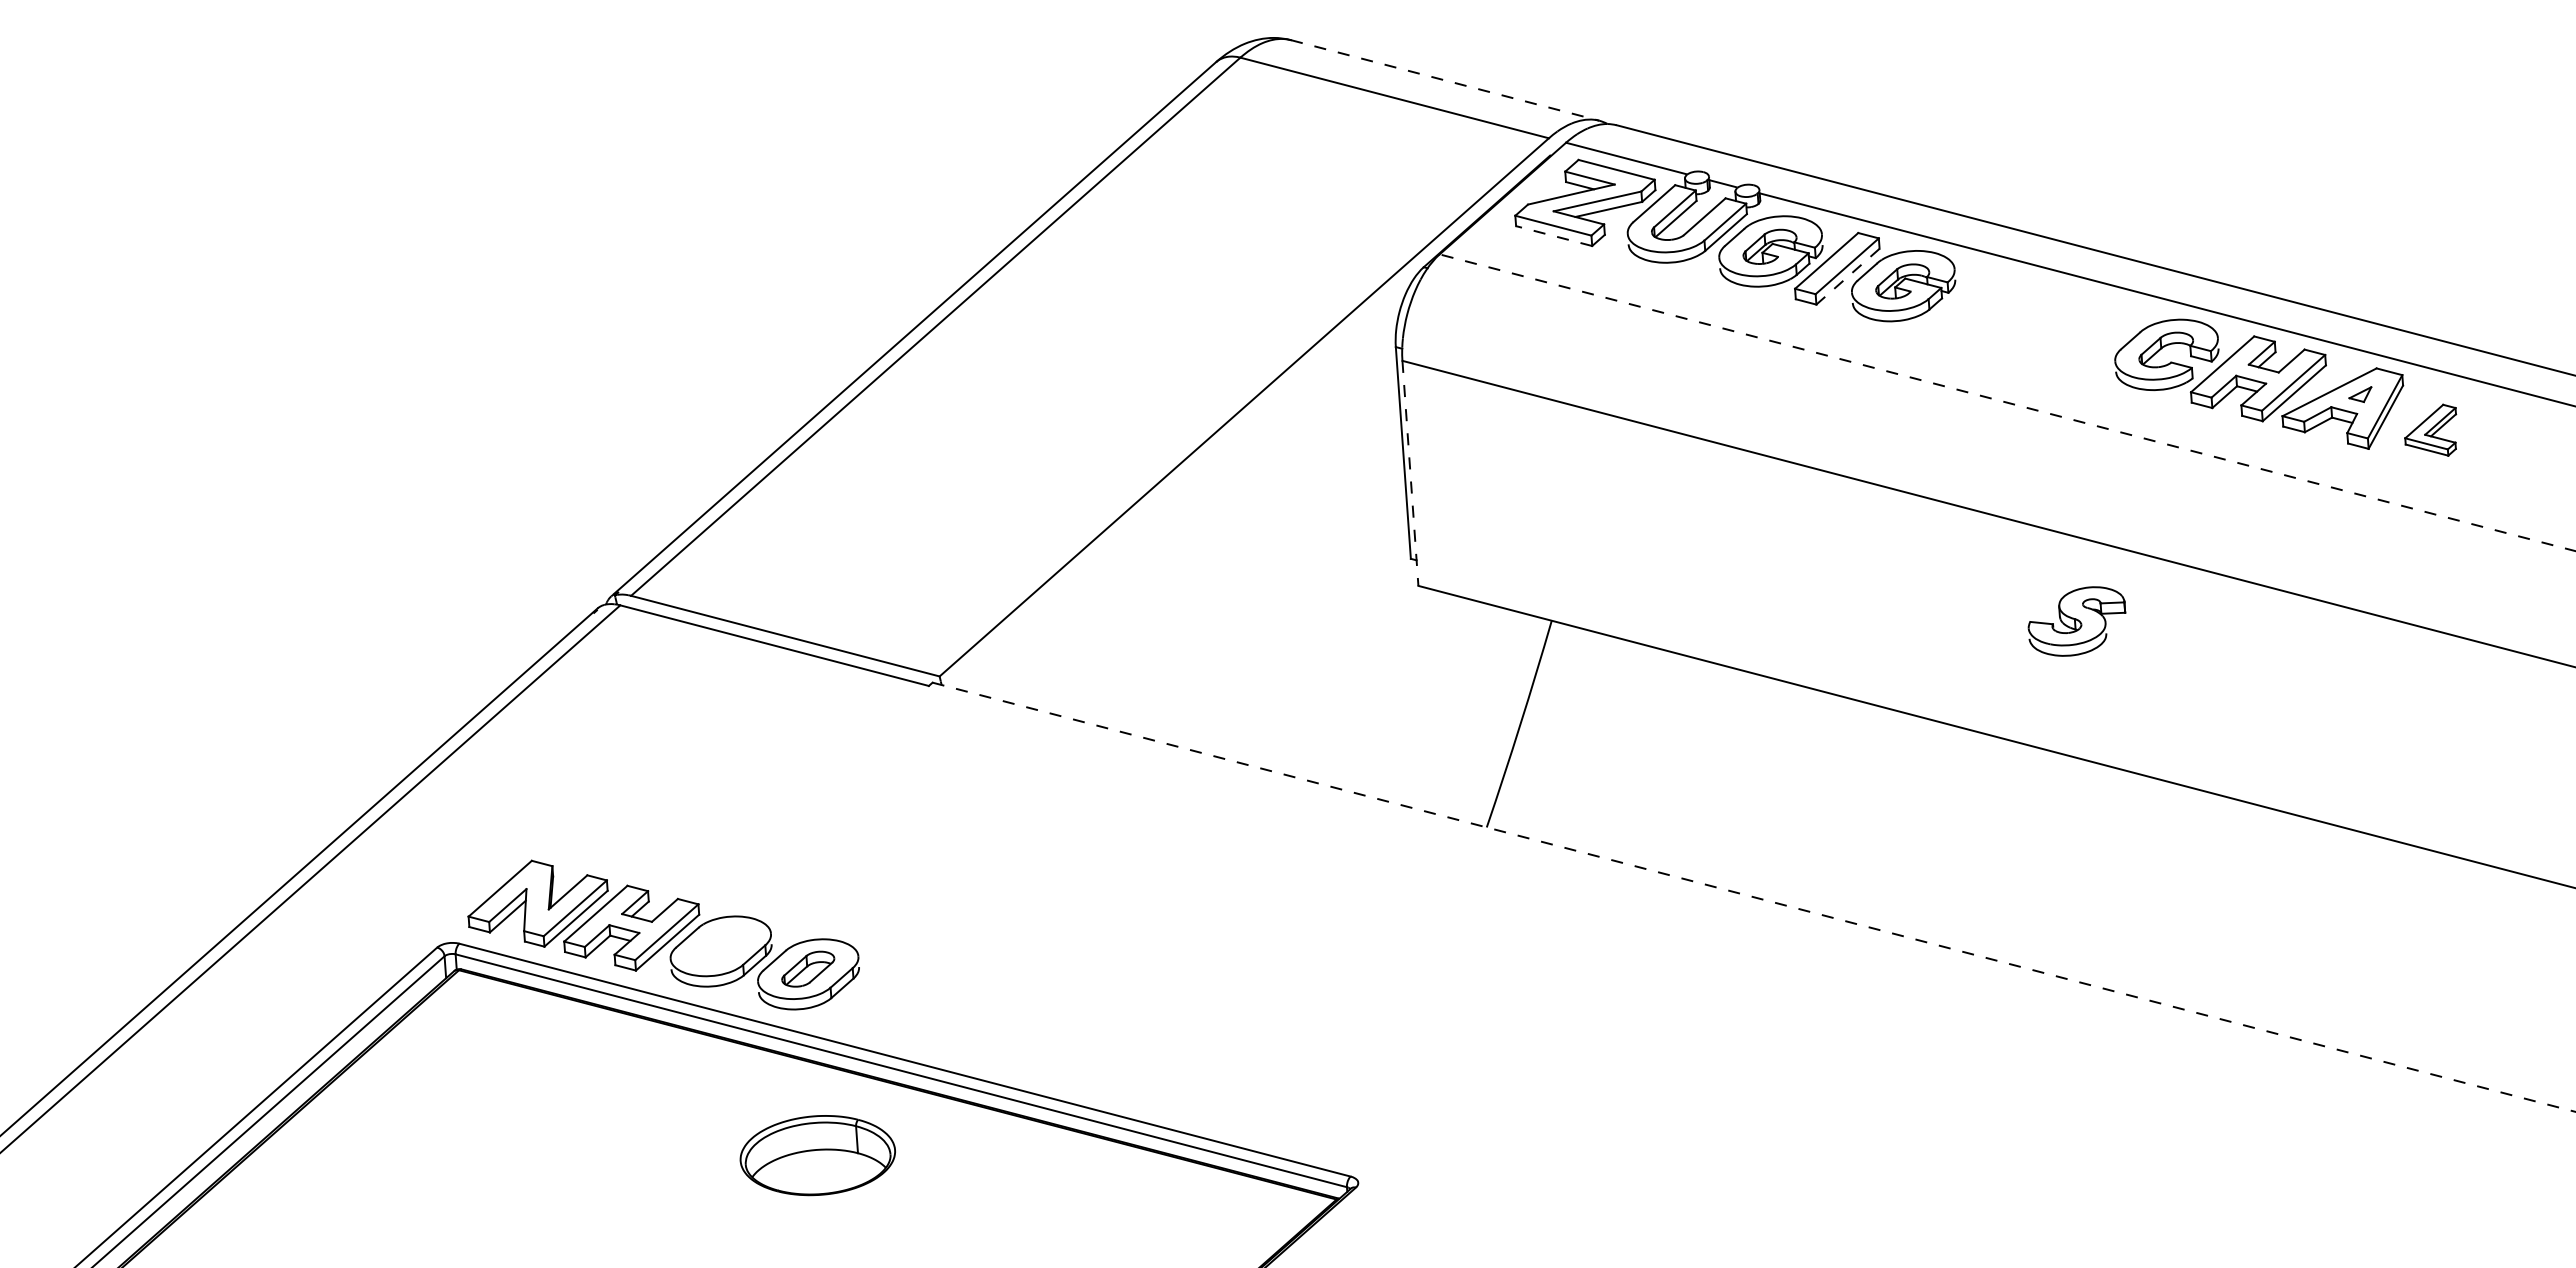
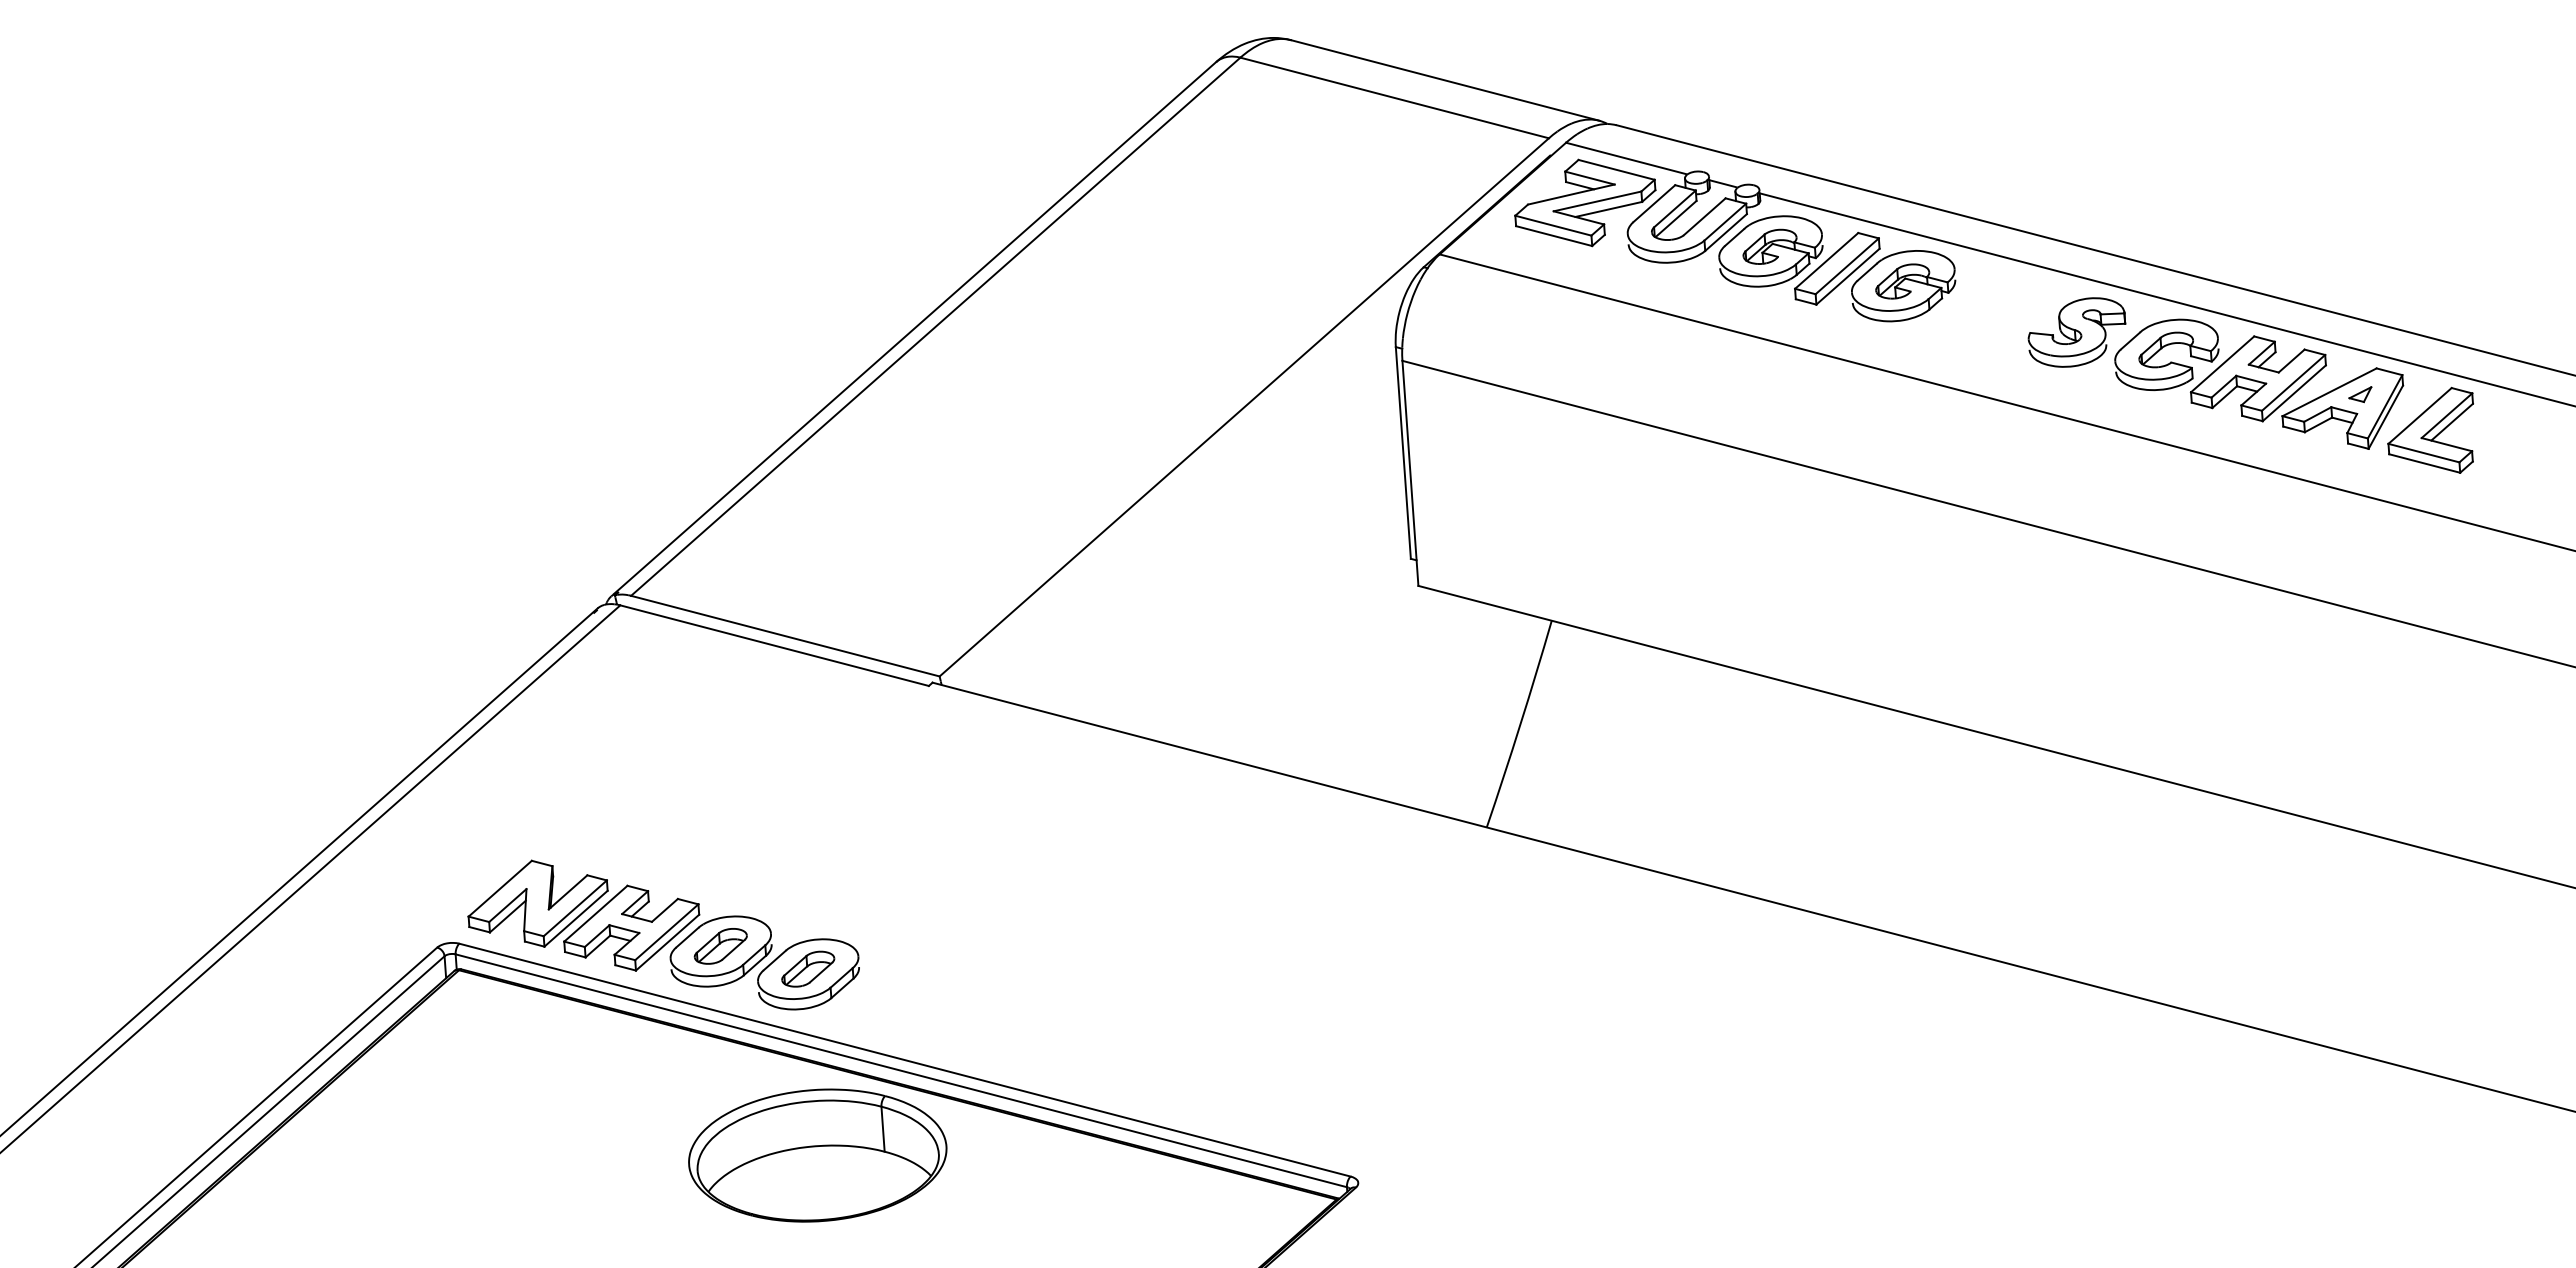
line: dashed -> solid (1445, 80)
line: dashed -> solid (1553, 235)
line: dashed -> solid (1847, 277)
line: dashed -> solid (2007, 402)
part size: 54x54 px -> 87x88 px (2430, 429)
line: dashed -> solid (1410, 473)
part position: (2076, 621) -> (2076, 332) (2076, 332)
line: dashed -> solid (1754, 897)
part: none -> present (720, 946)
part size: 157x82 px -> 260x135 px (817, 1155)
